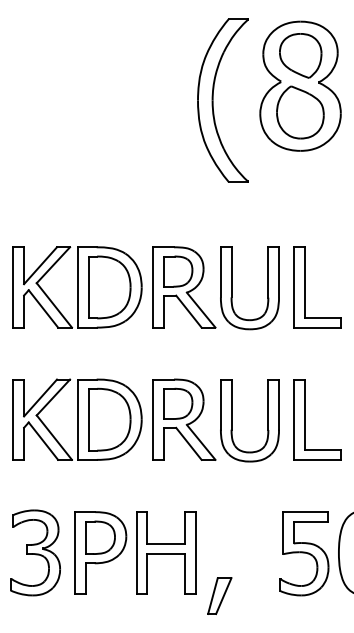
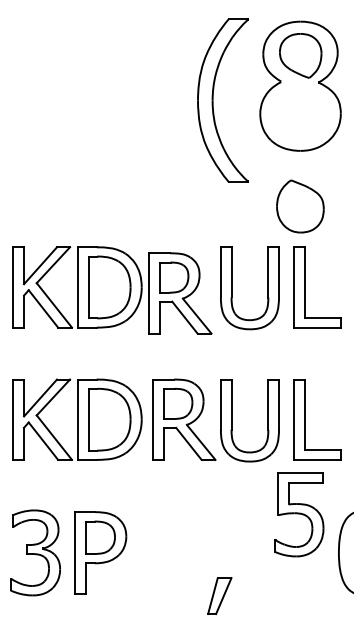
part position: (300, 112) -> (300, 206) (300, 206)
part position: (184, 287) -> (180, 293) (180, 293)
part: present -> none (166, 552)
part position: (304, 553) -> (299, 514) (299, 514)
